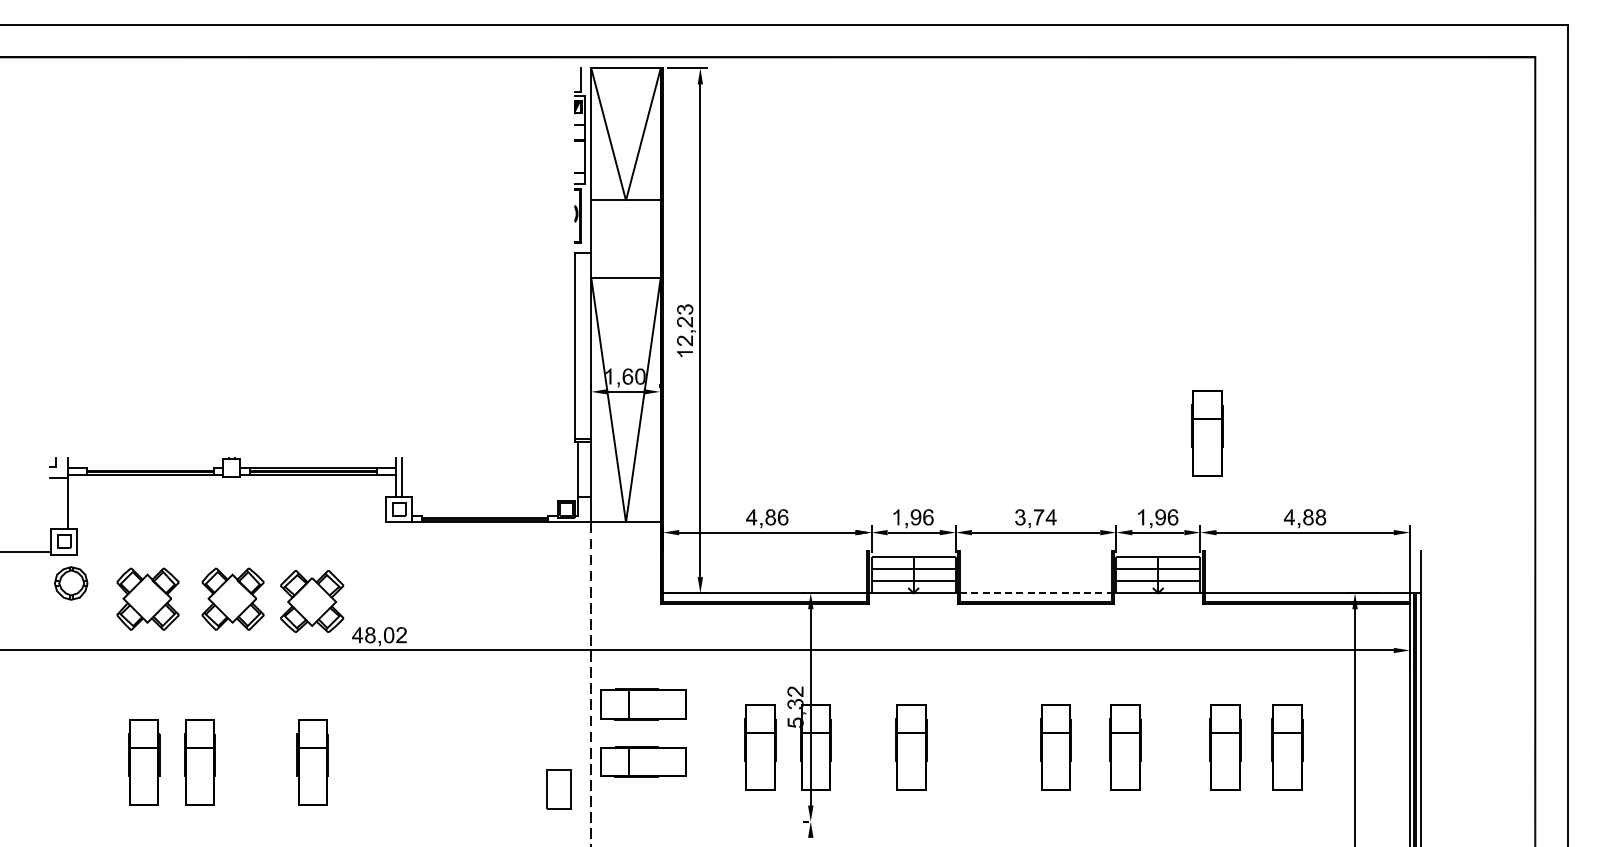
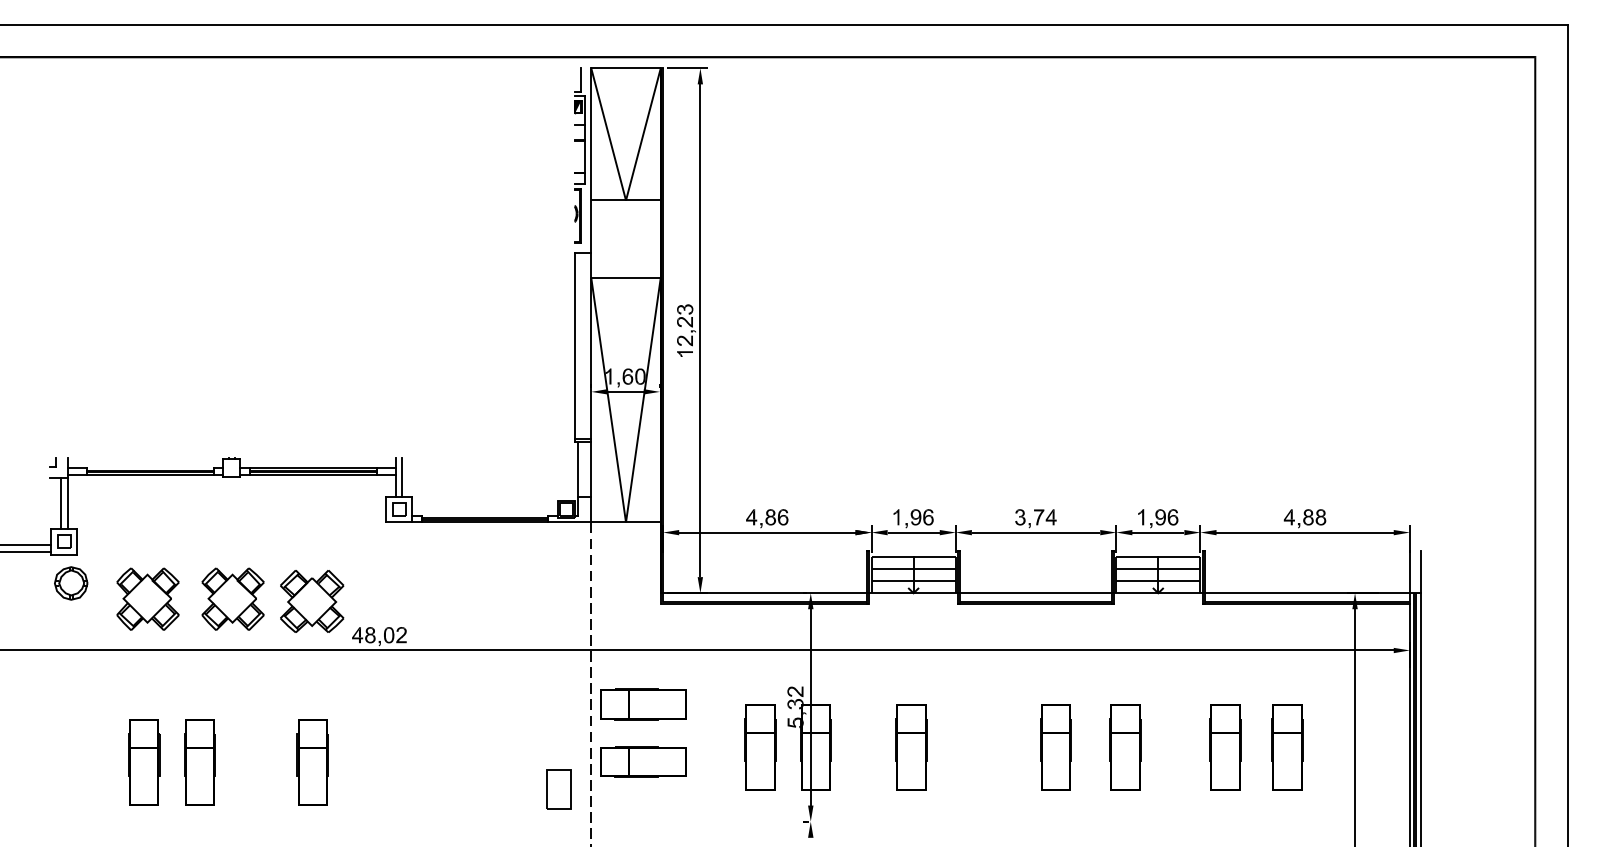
part: present -> none (1207, 433)
line: none -> present (61, 502)
line: none -> present (26, 545)
line: dashed -> solid (1035, 593)
